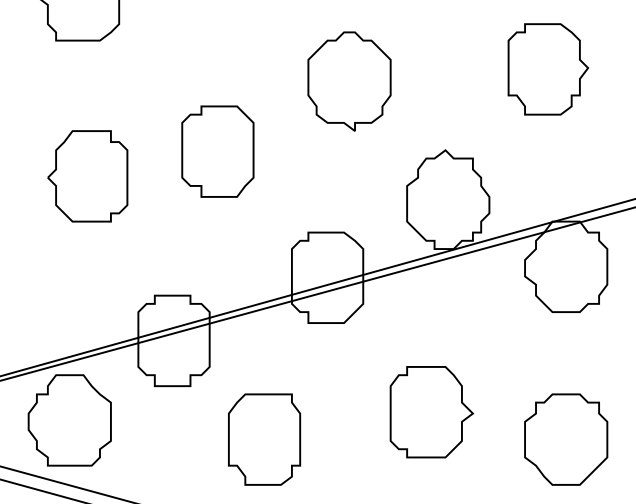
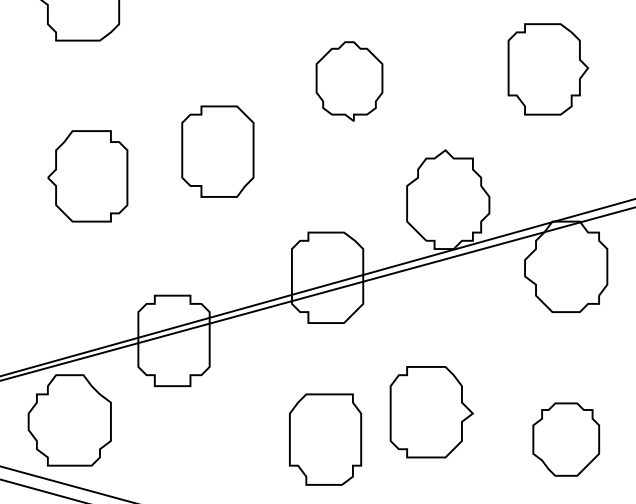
part size: 85x101 px -> 69x81 px (349, 81)
part position: (264, 439) -> (325, 439) (325, 439)
part size: 85x93 px -> 69x75 px (566, 439)
